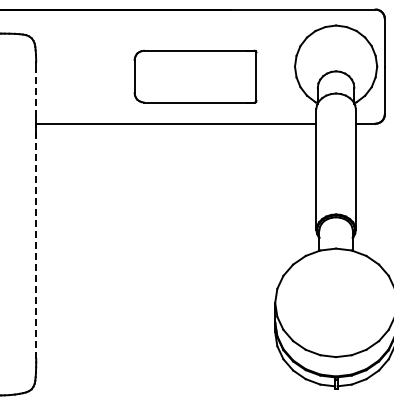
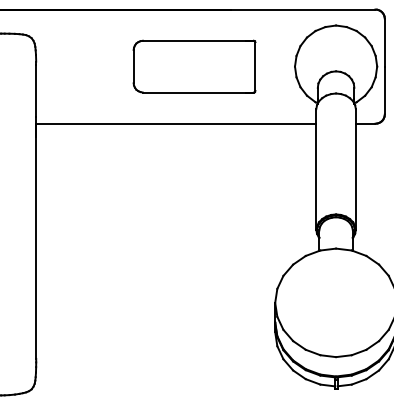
part position: (195, 76) -> (194, 66) (194, 66)
line: dashed -> solid (36, 90)
line: dashed -> solid (36, 241)
